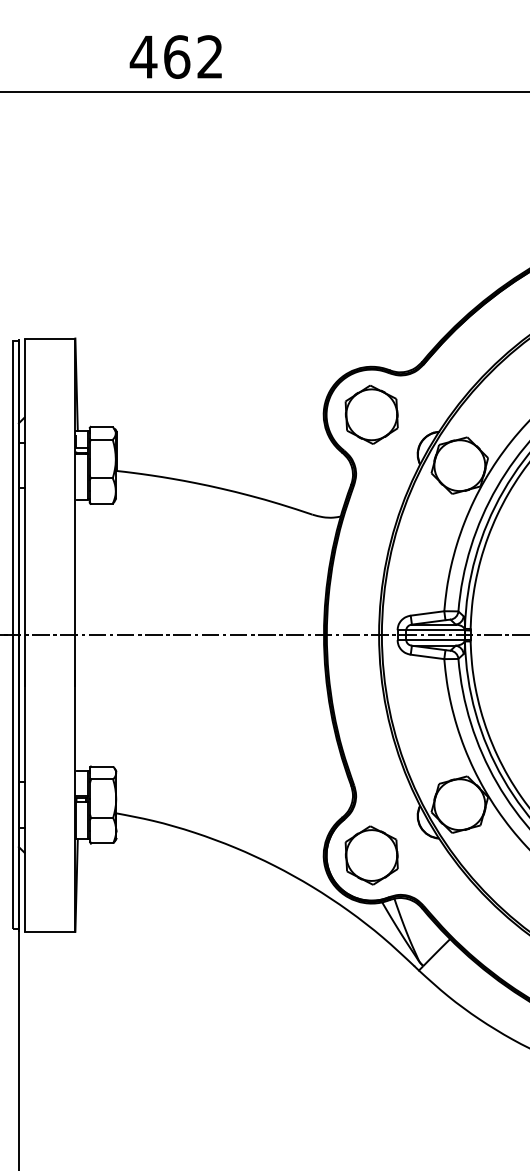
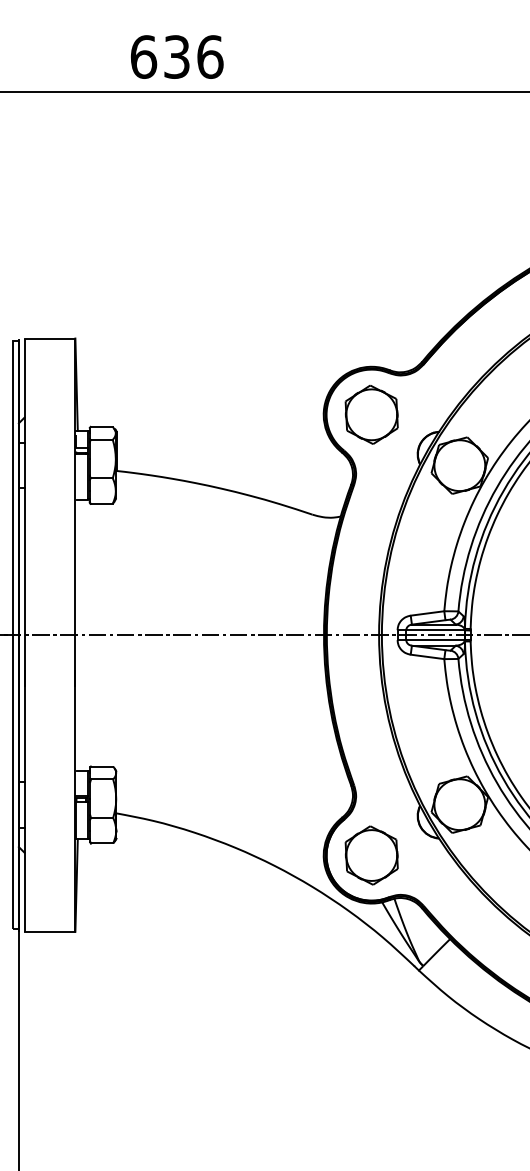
text: 462 -> 636 (176, 56)
